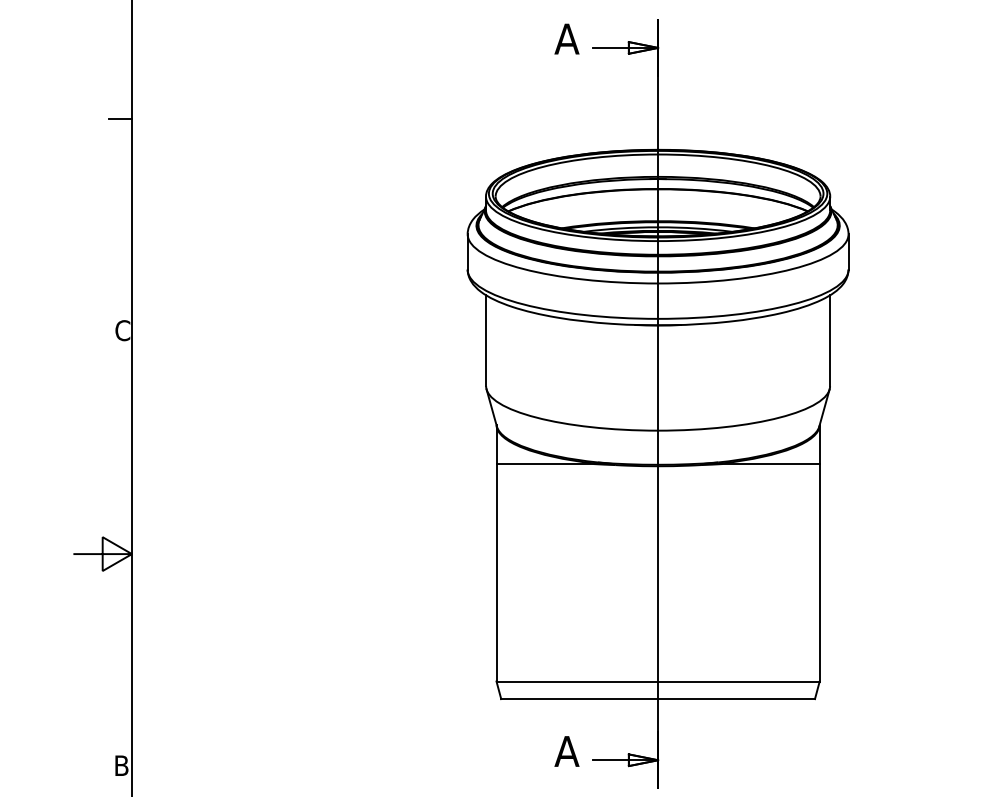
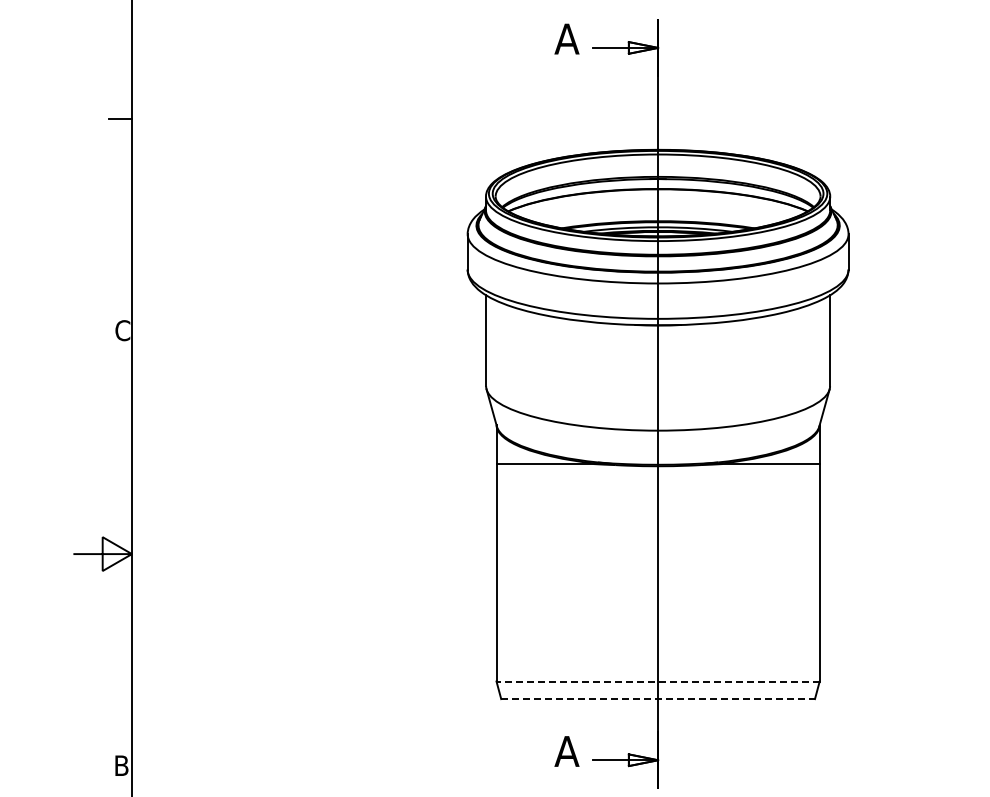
line: solid -> dashed (658, 681)
line: solid -> dashed (658, 699)
